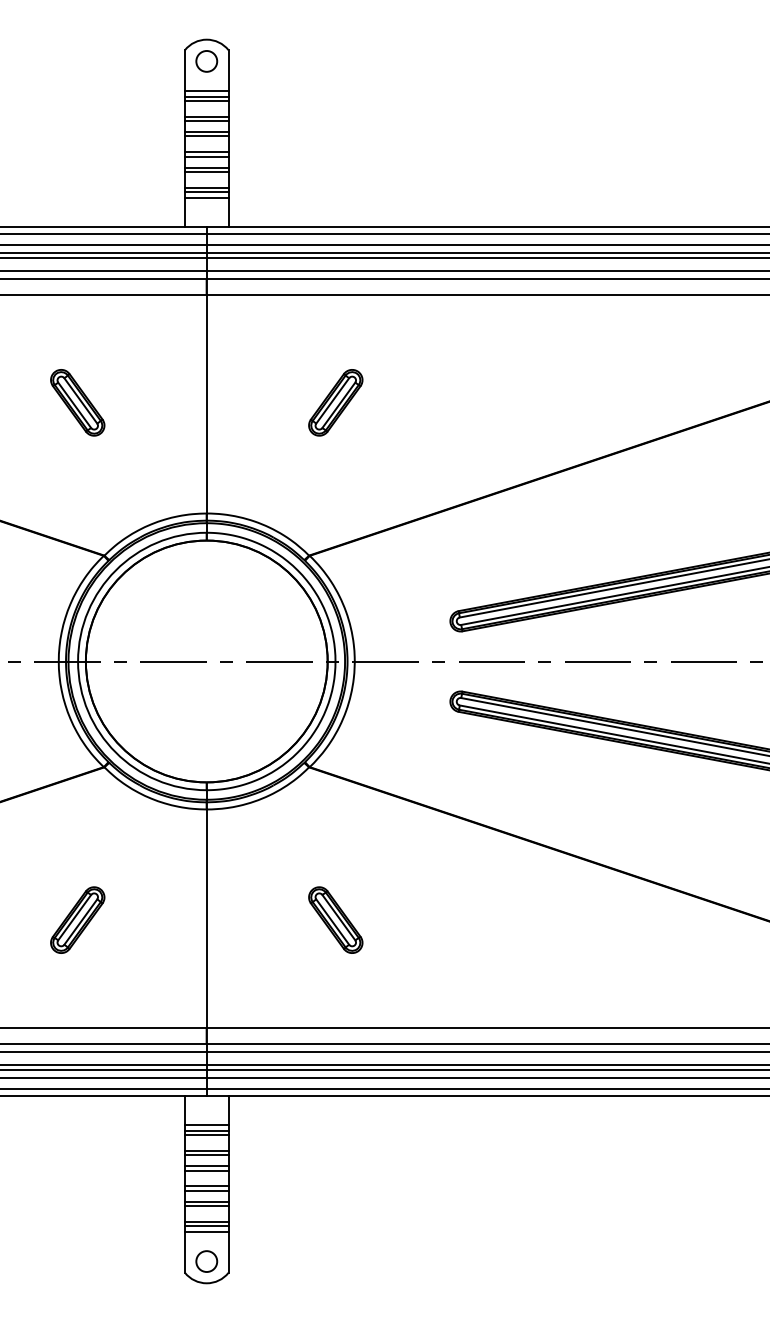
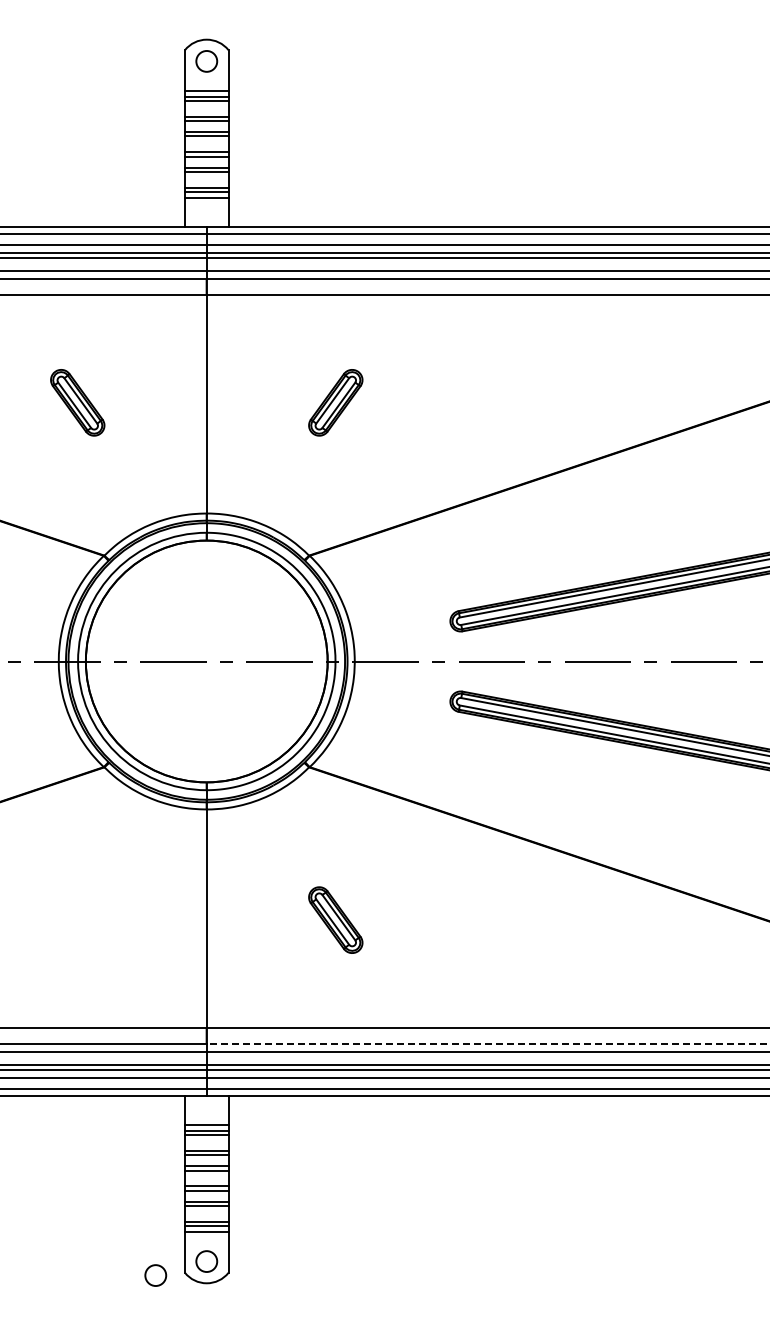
part: present -> none (77, 919)
line: solid -> dashed (487, 1044)
circle: none -> present (155, 1275)
